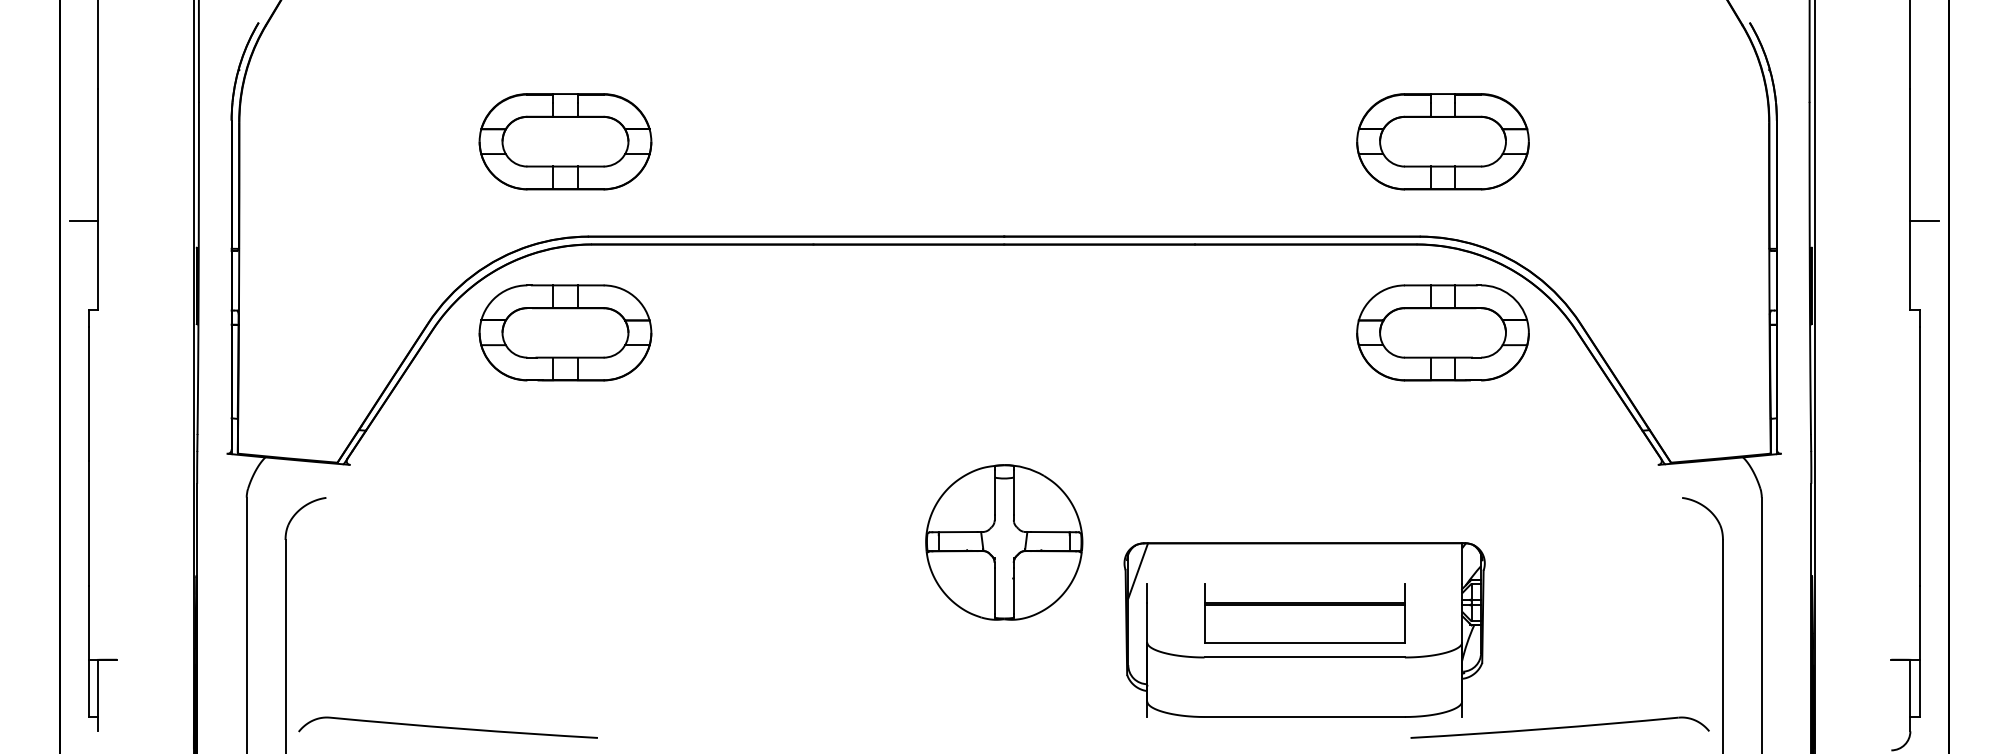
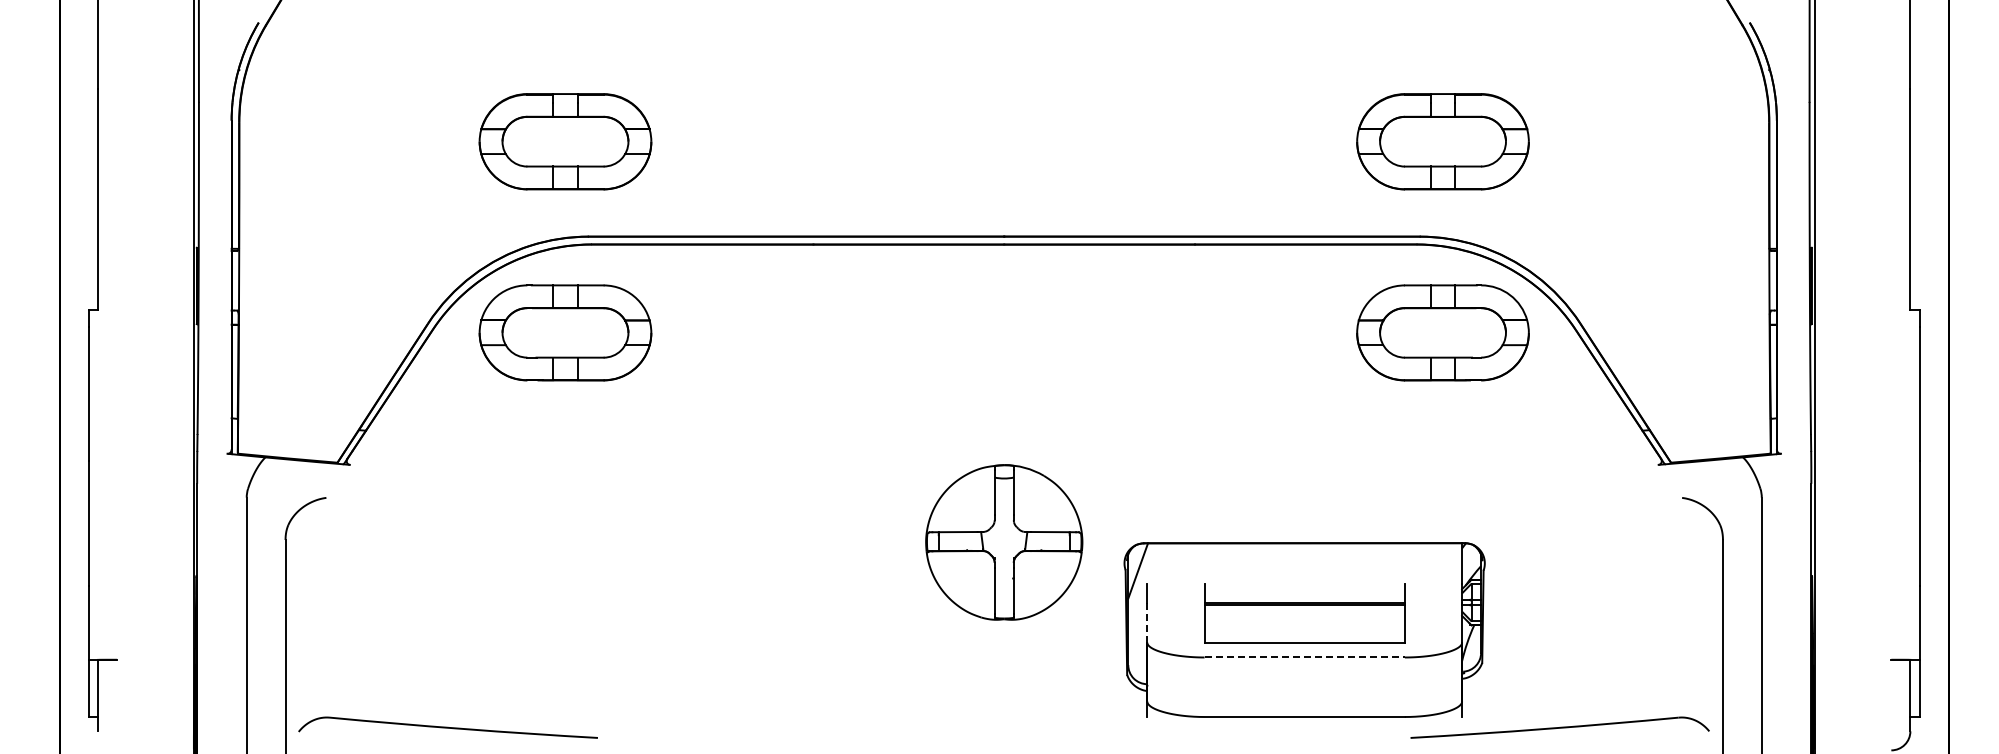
line: present -> none (83, 221)
line: present -> none (1924, 221)
line: solid -> dashed (1147, 623)
line: solid -> dashed (1305, 657)
